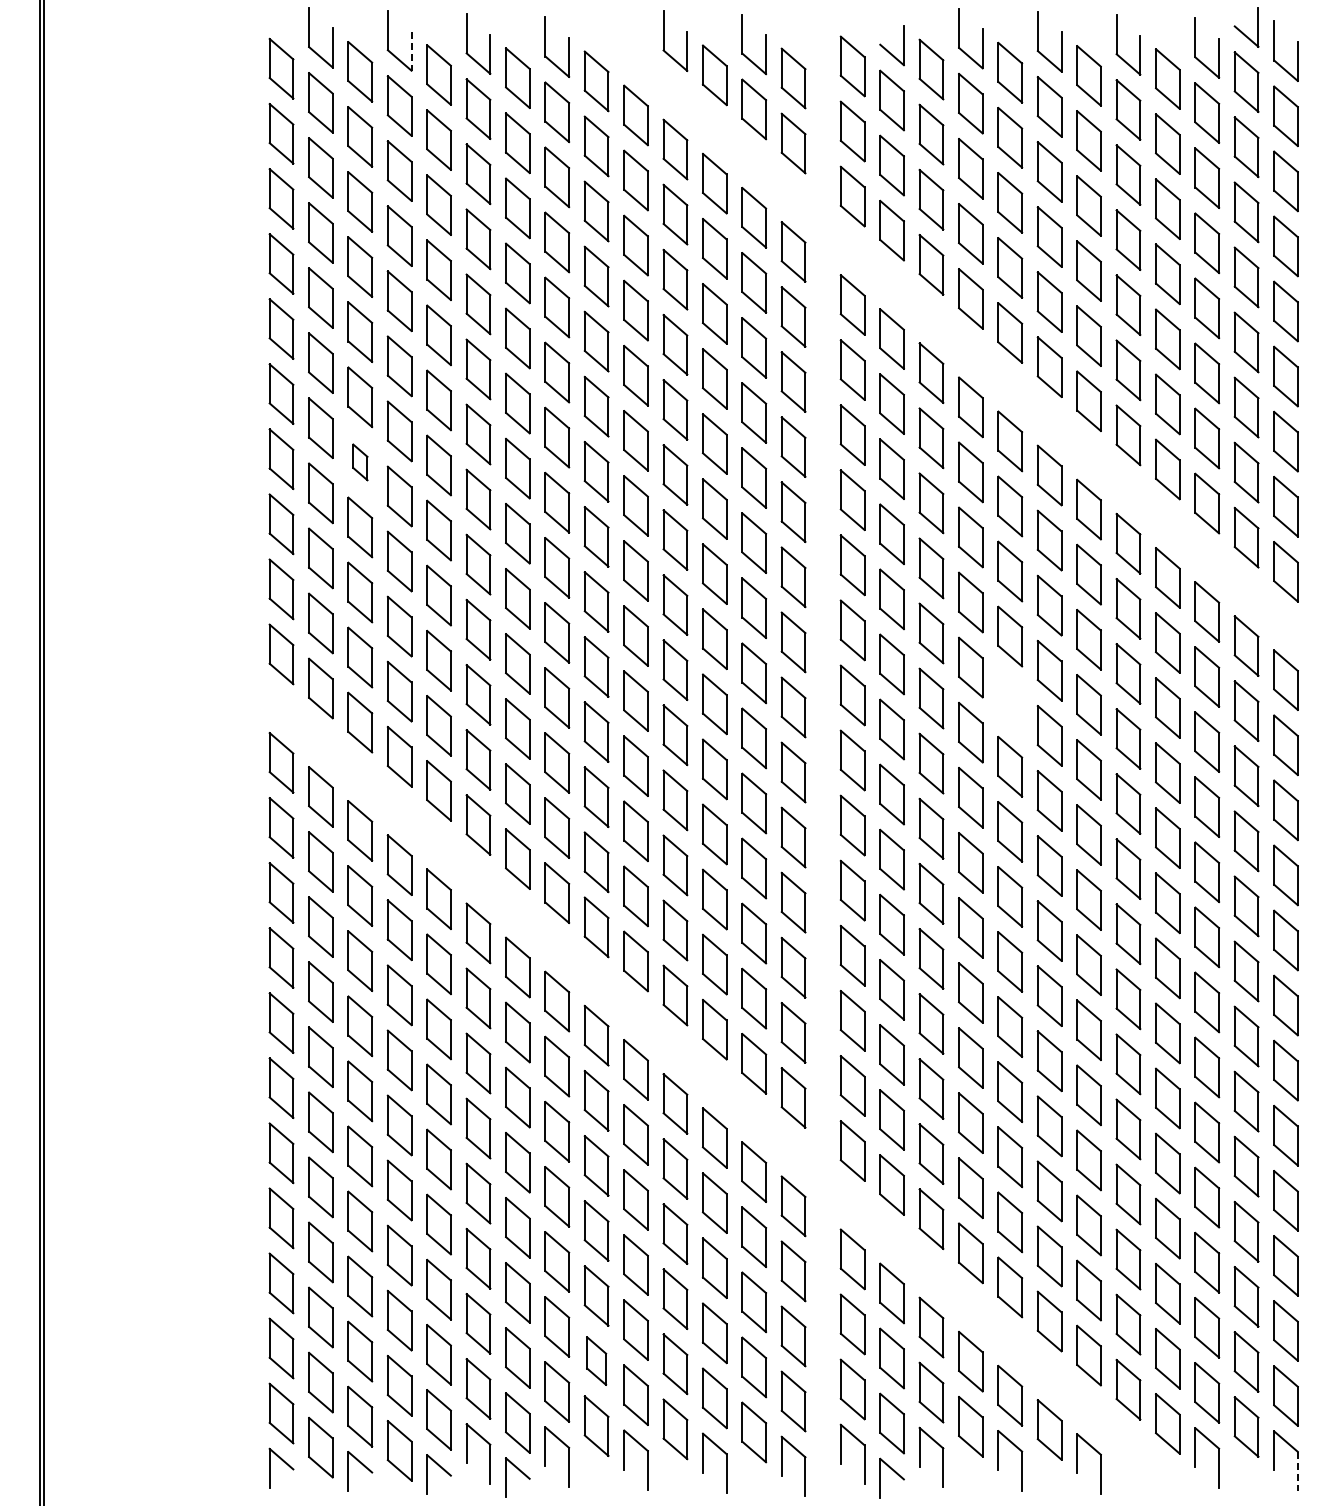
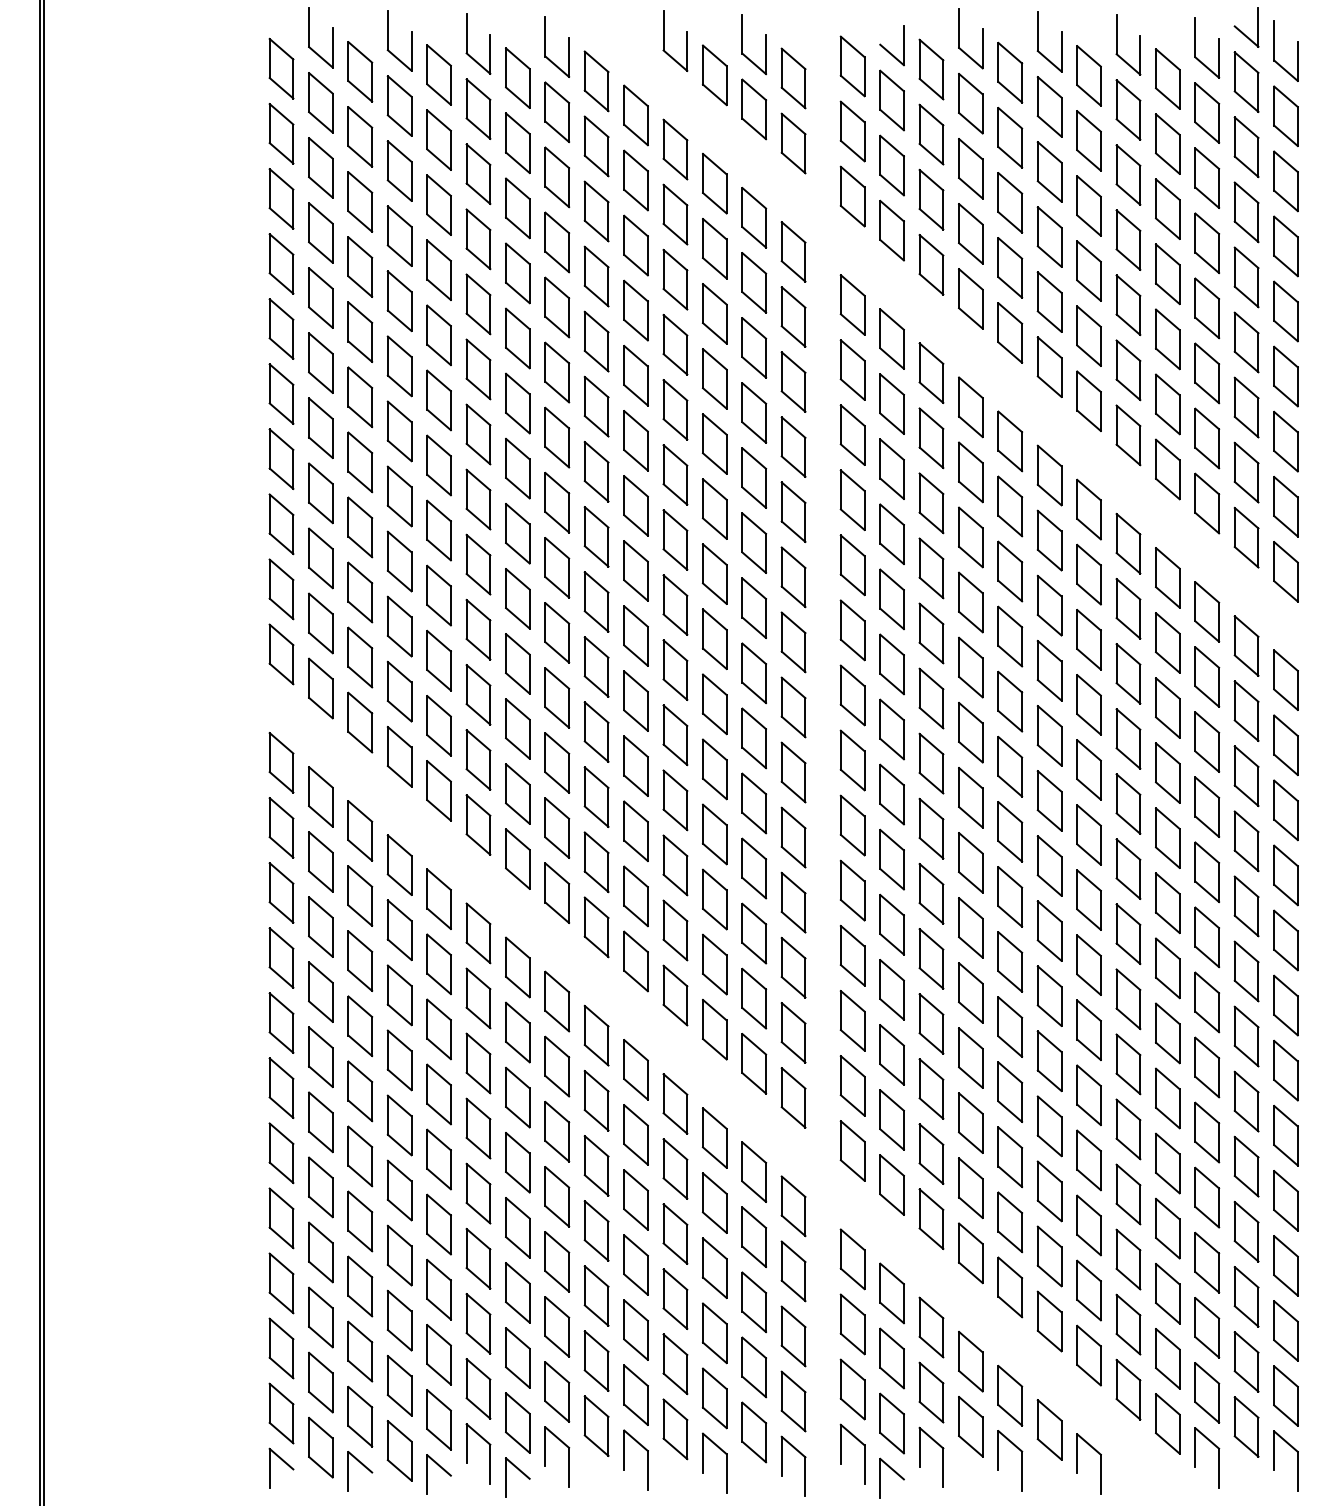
line: dashed -> solid (411, 51)
part size: 17x39 px -> 27x63 px (360, 462)
part: none -> present (1010, 701)
part size: 22x50 px -> 27x62 px (596, 1360)
line: dashed -> solid (1297, 1471)
